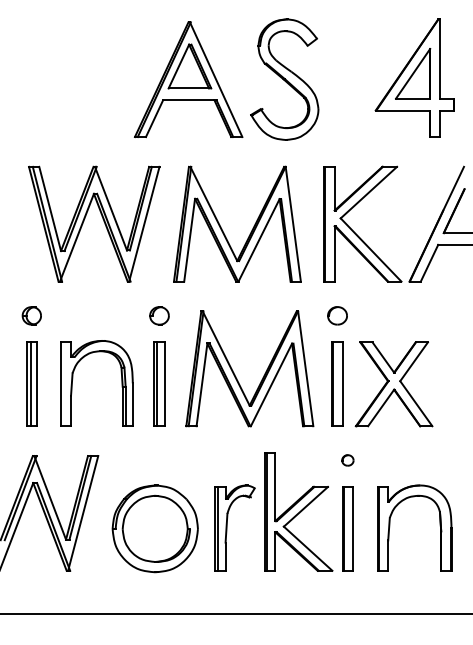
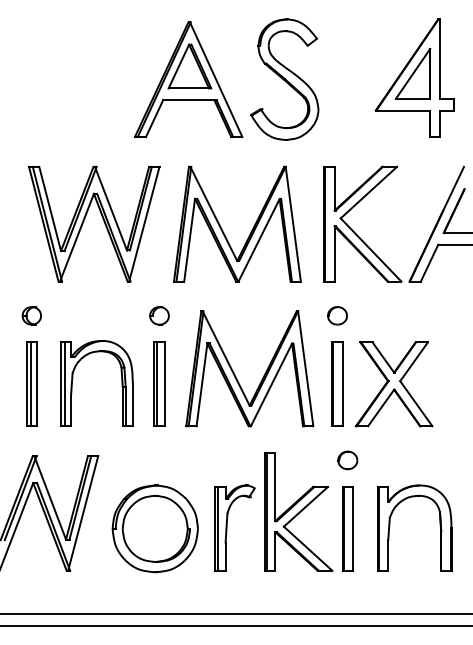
line: none -> present (64, 384)
part size: 14x13 px -> 22x21 px (347, 460)
line: none -> present (235, 625)
